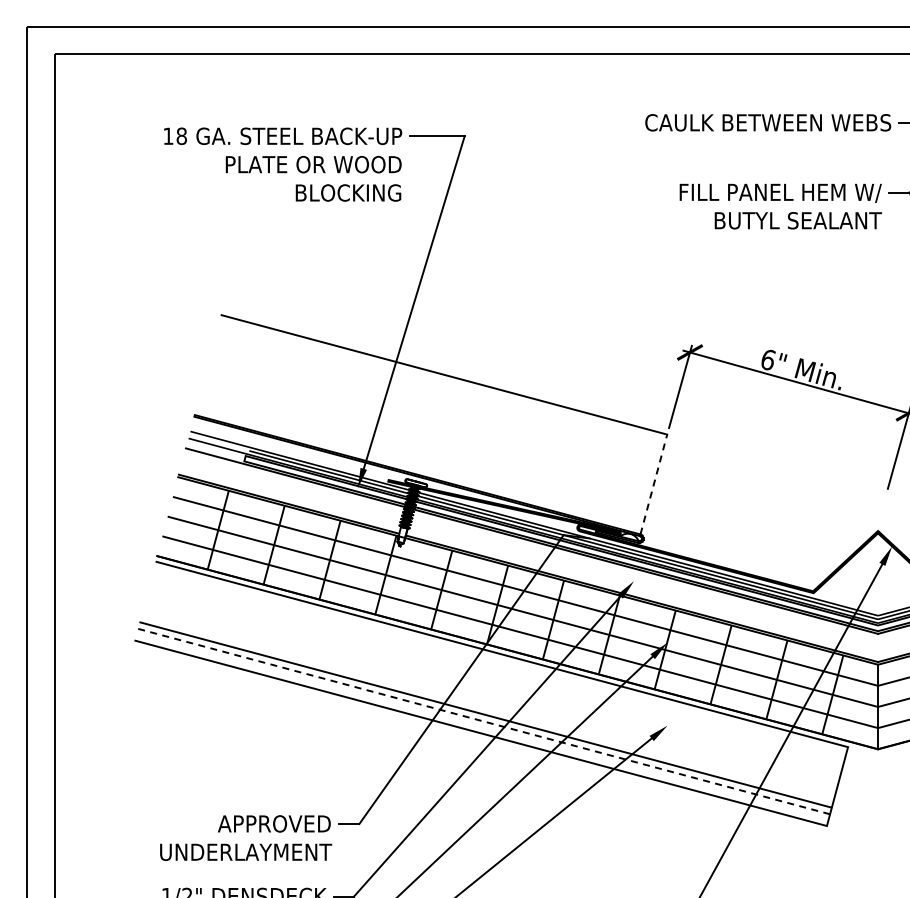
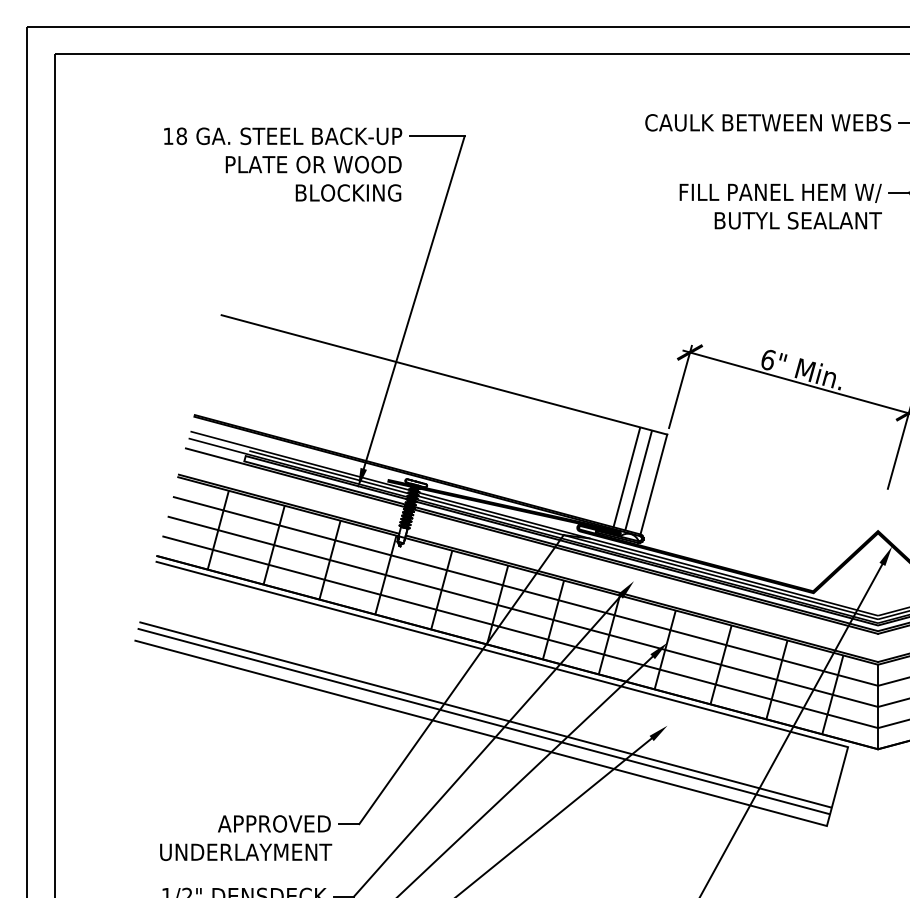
line: none -> present (626, 477)
line: none -> present (638, 480)
line: dashed -> solid (653, 484)
line: dashed -> solid (483, 721)
